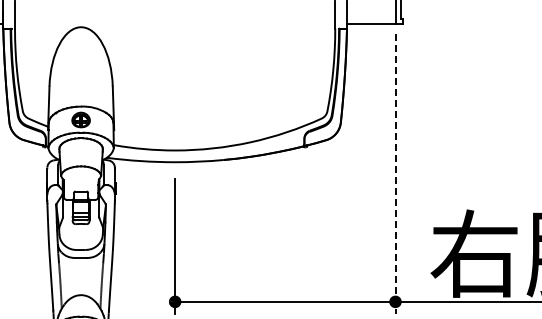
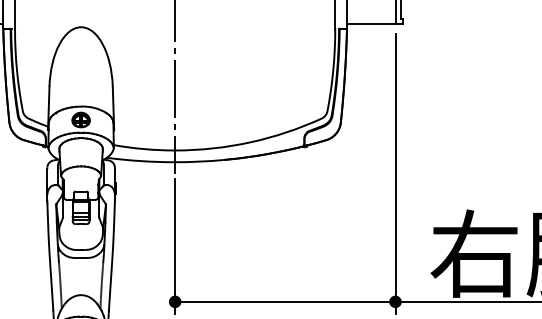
line: none -> present (175, 88)
line: dashed -> solid (395, 173)
